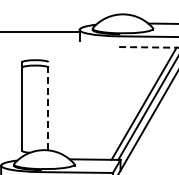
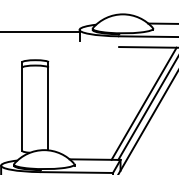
line: dashed -> solid (148, 47)
line: dashed -> solid (48, 105)
